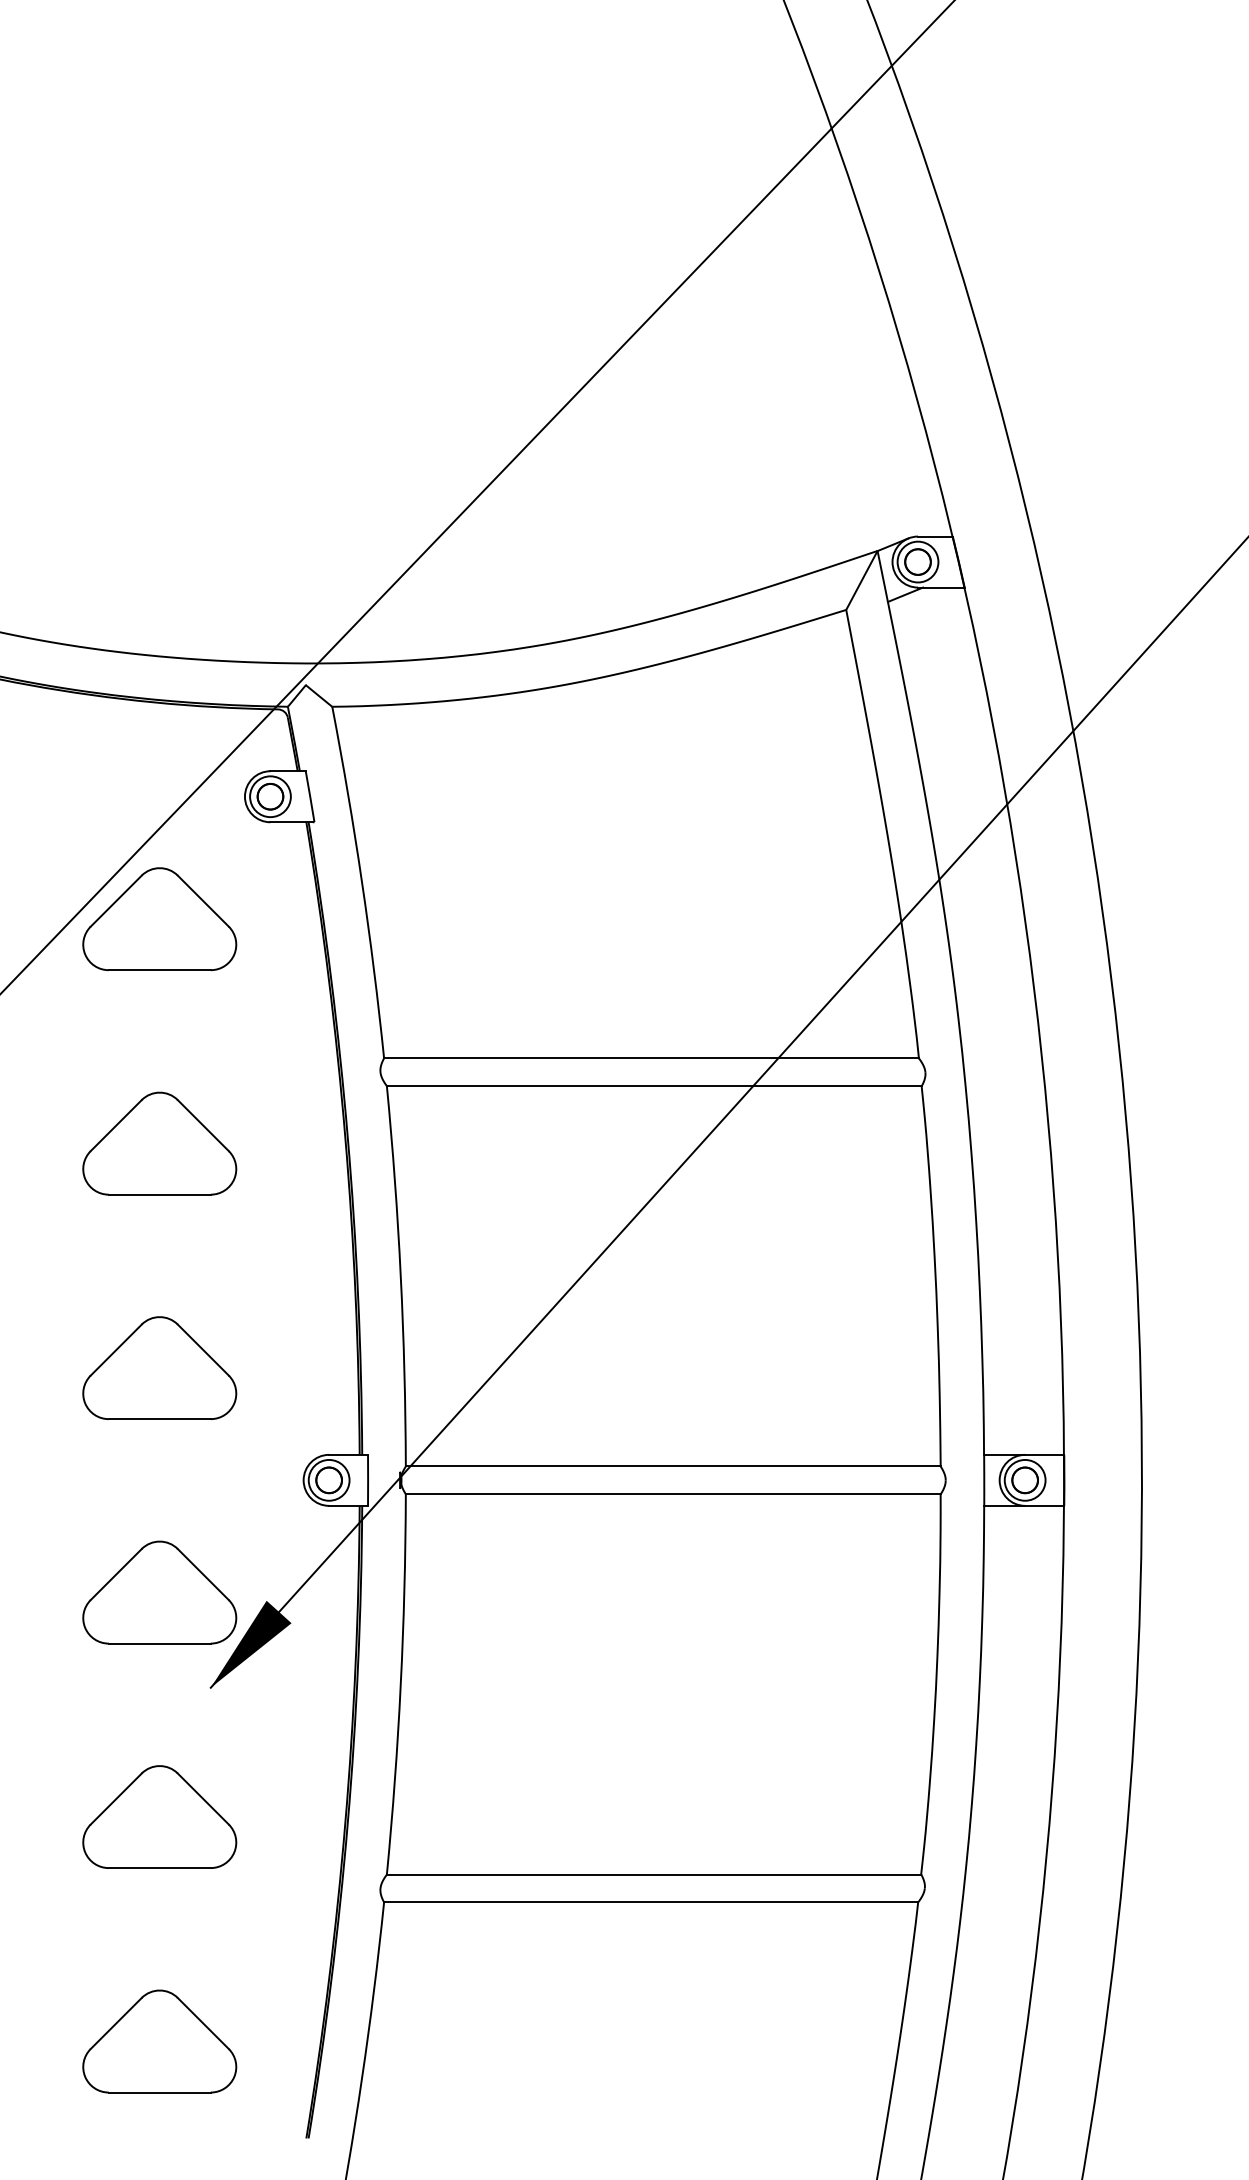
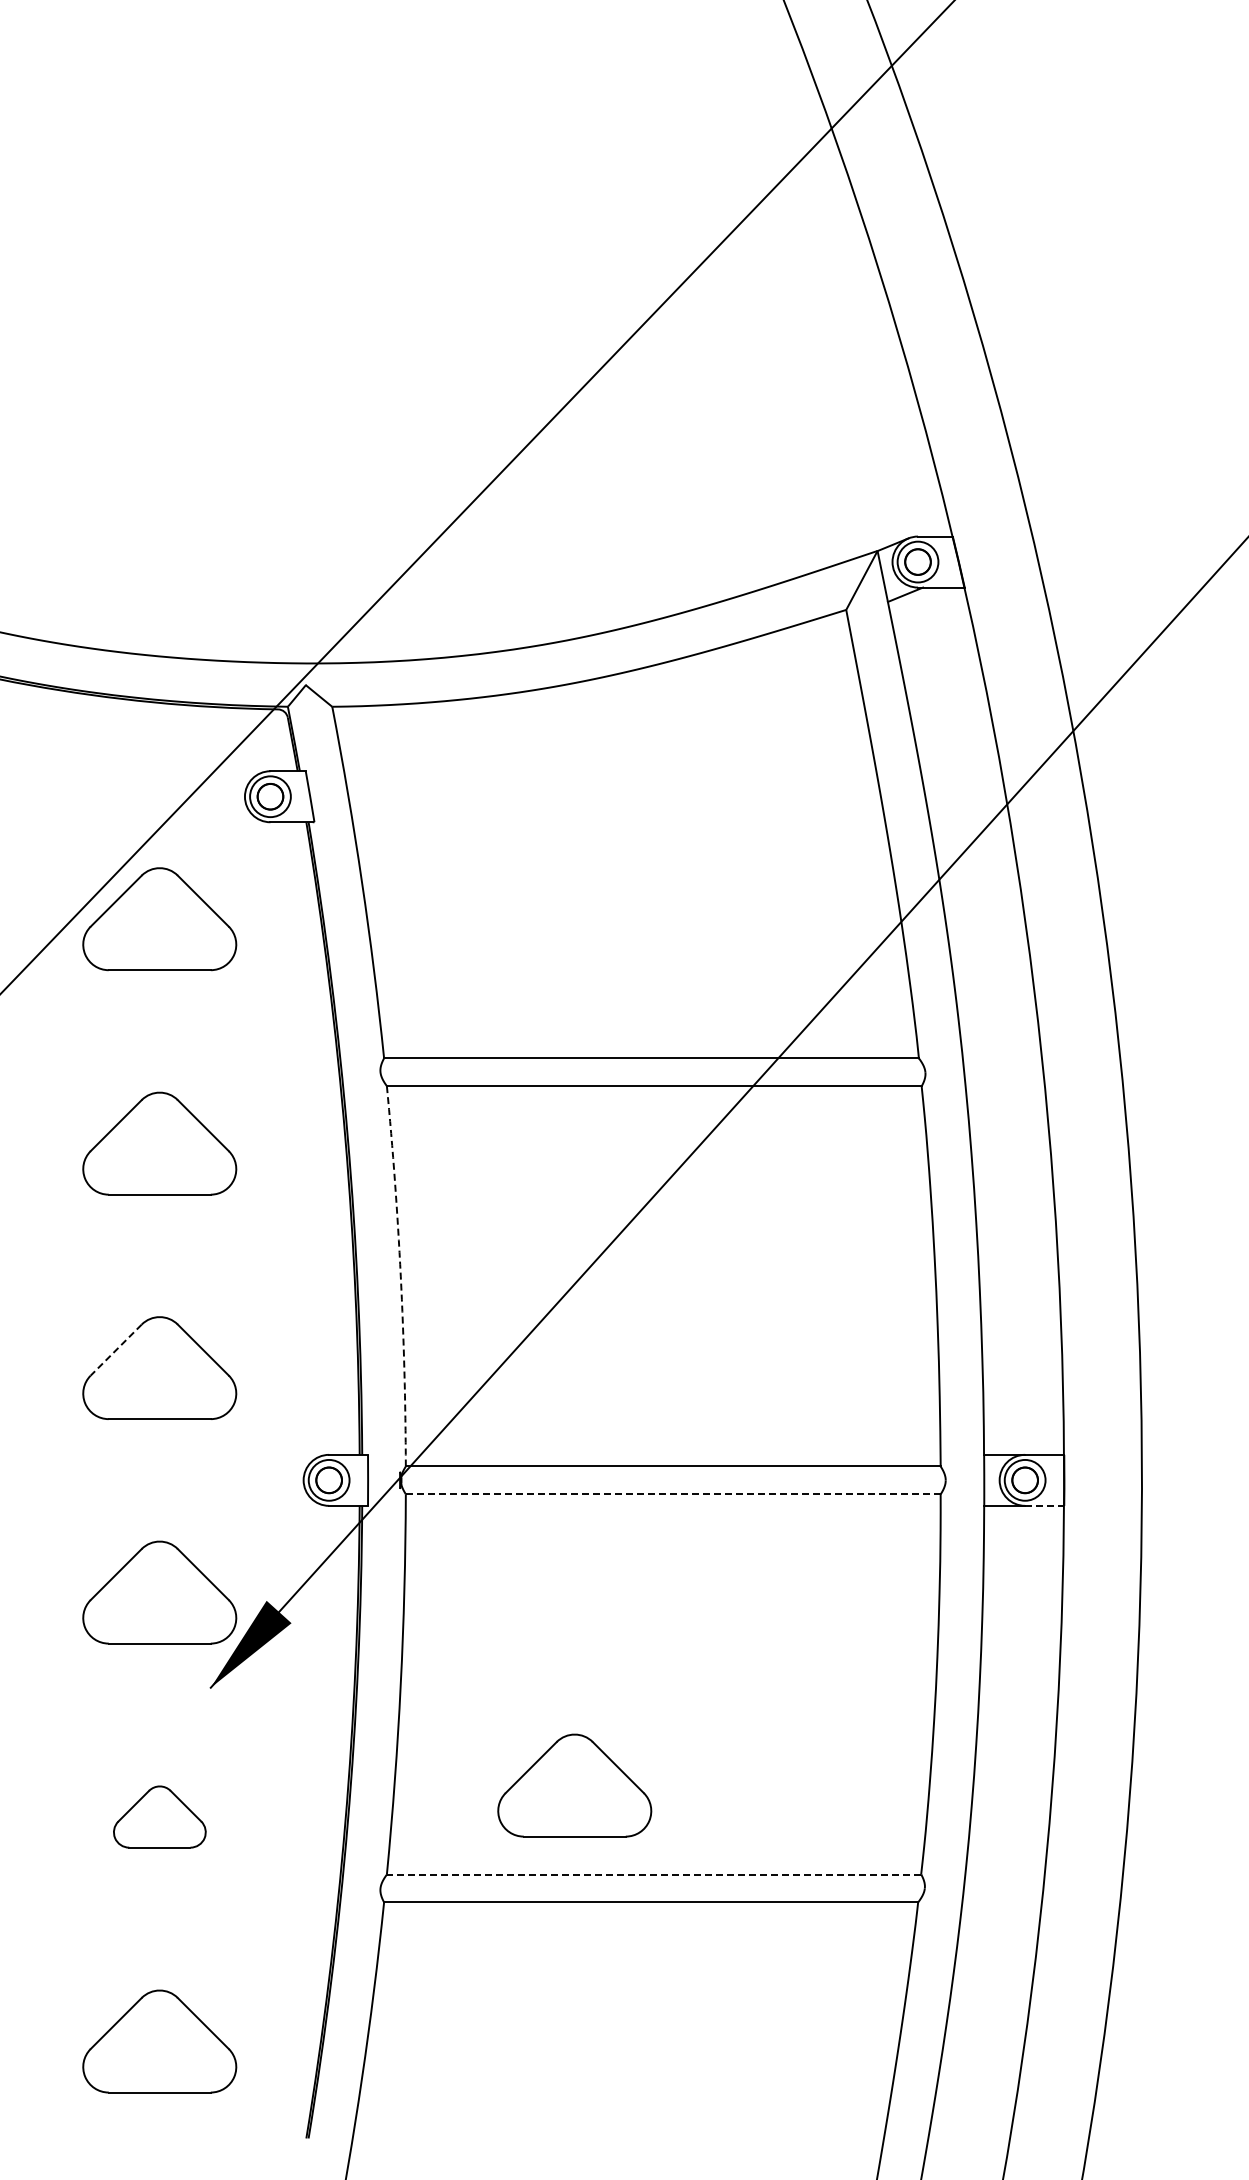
arc: solid -> dashed (400, 1276)
line: solid -> dashed (115, 1350)
line: solid -> dashed (673, 1494)
line: solid -> dashed (1044, 1505)
part: none -> present (574, 1785)
part size: 156x104 px -> 94x64 px (159, 1816)
line: solid -> dashed (653, 1874)
